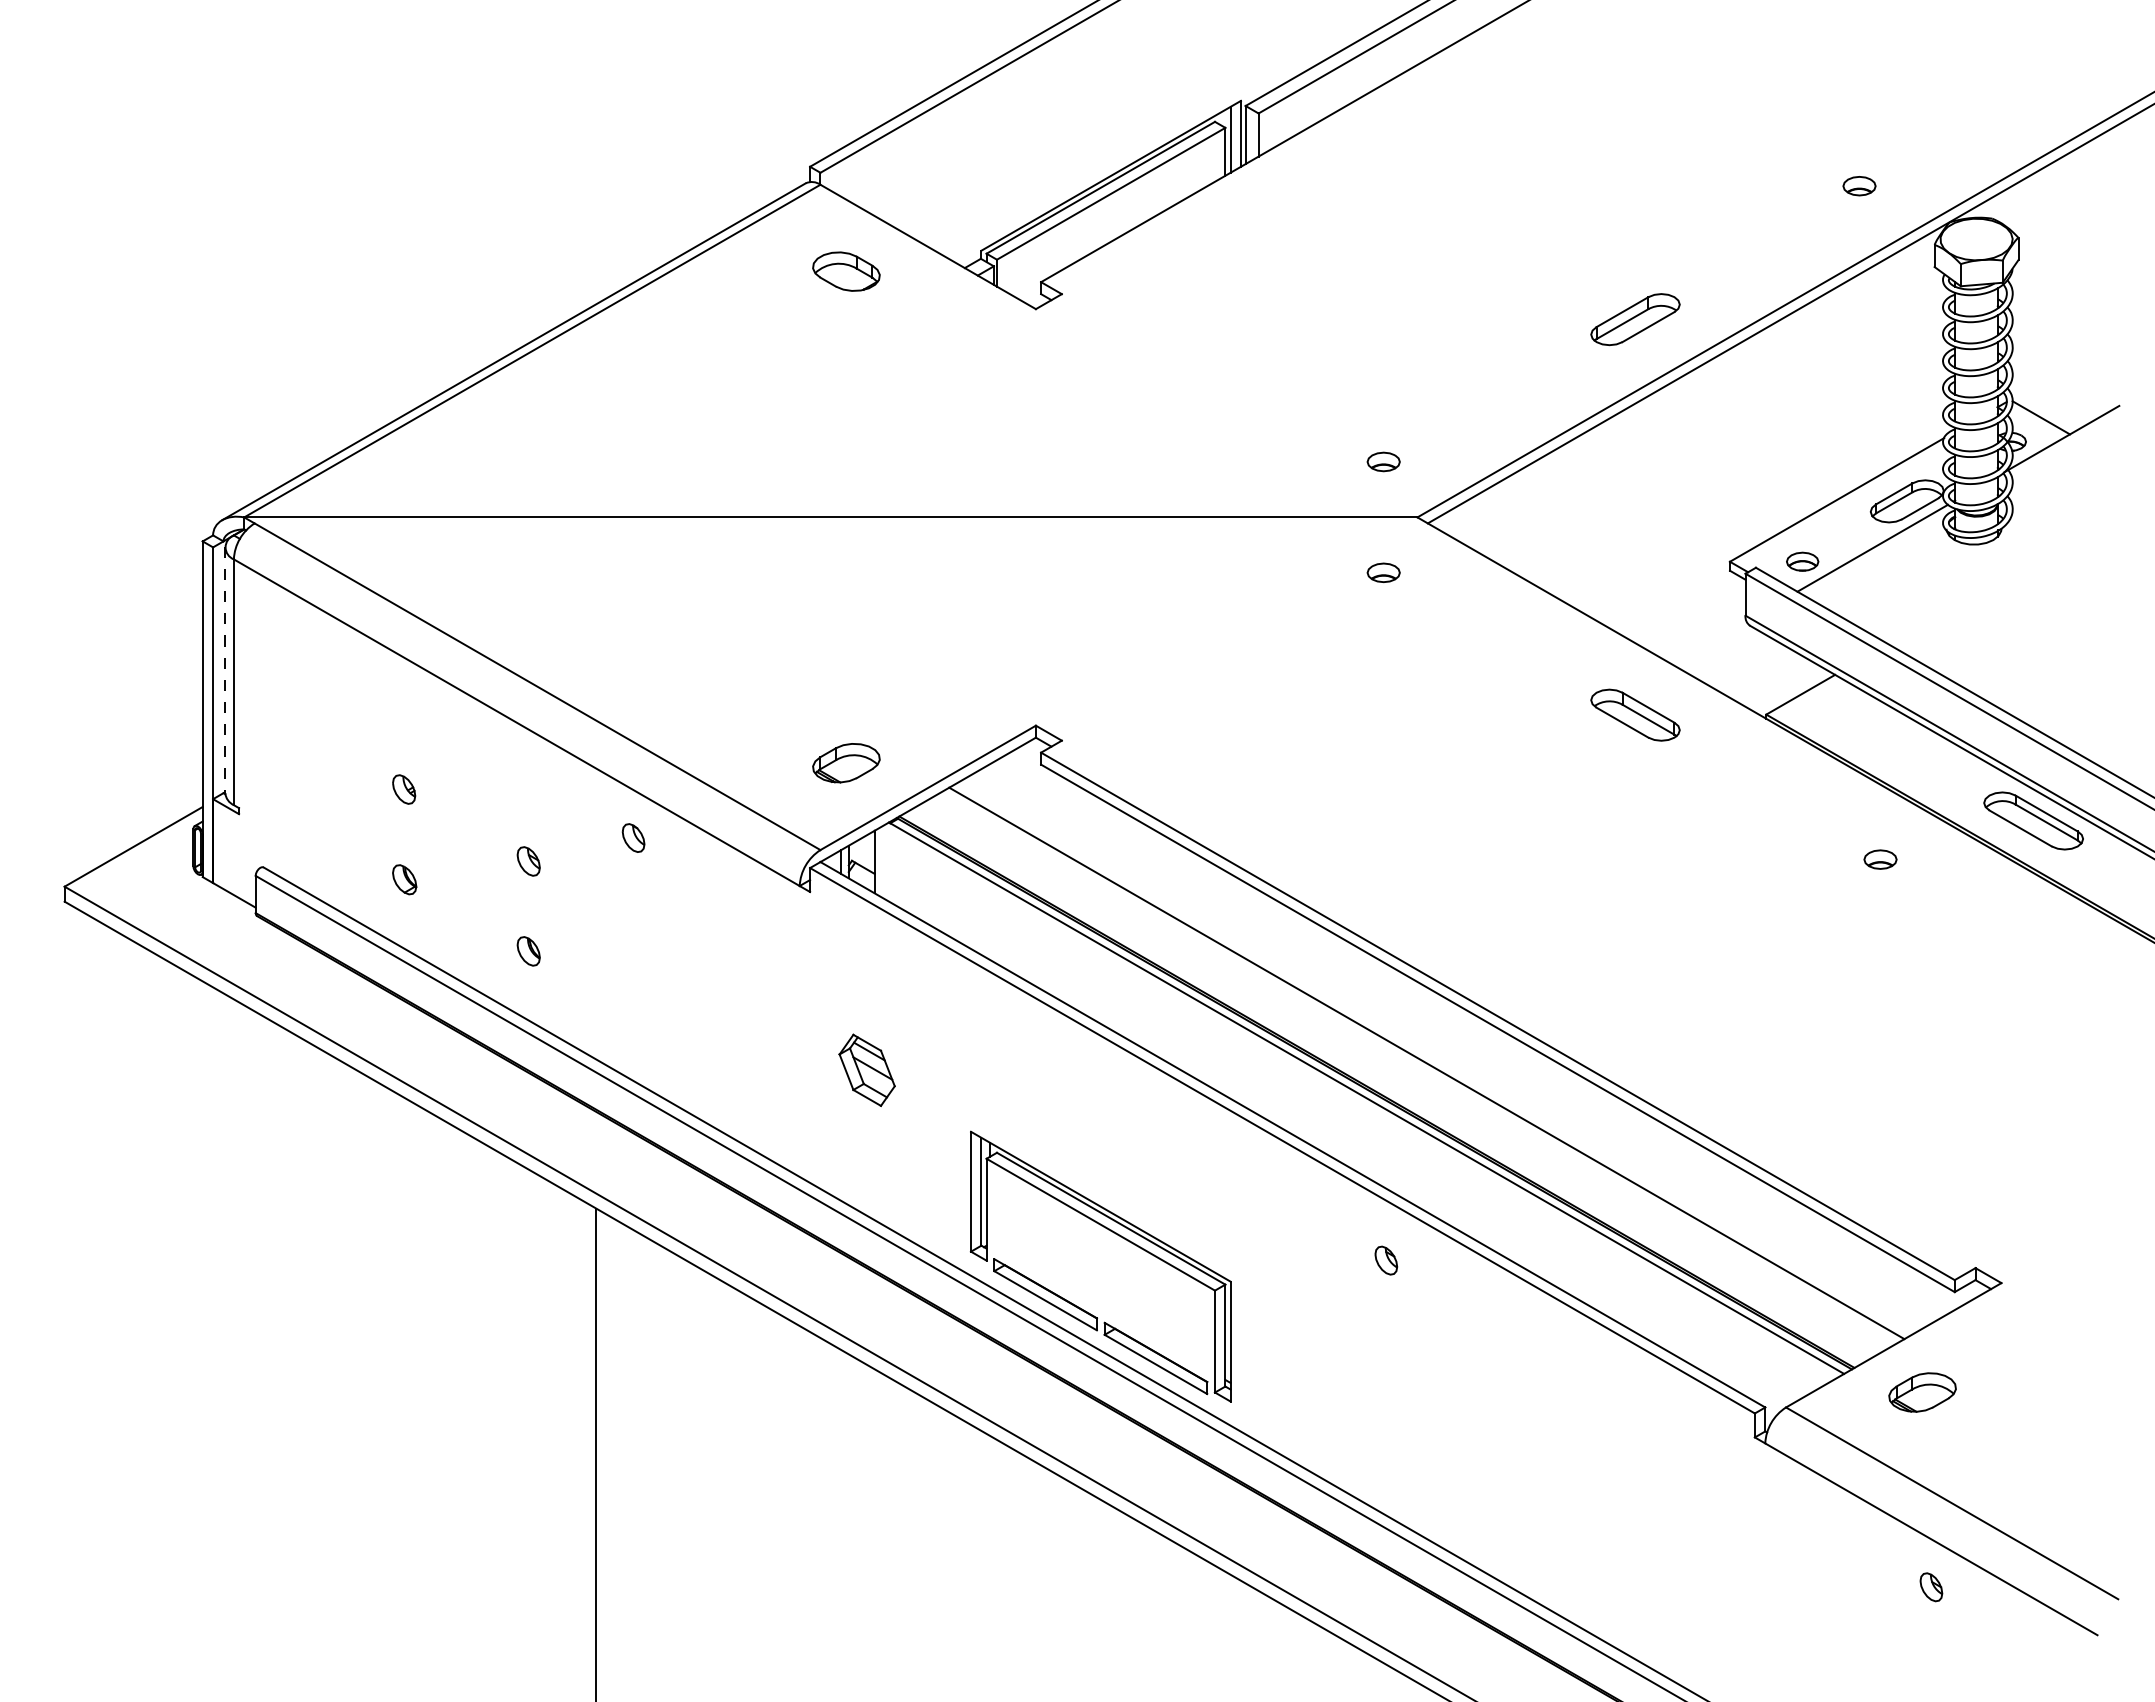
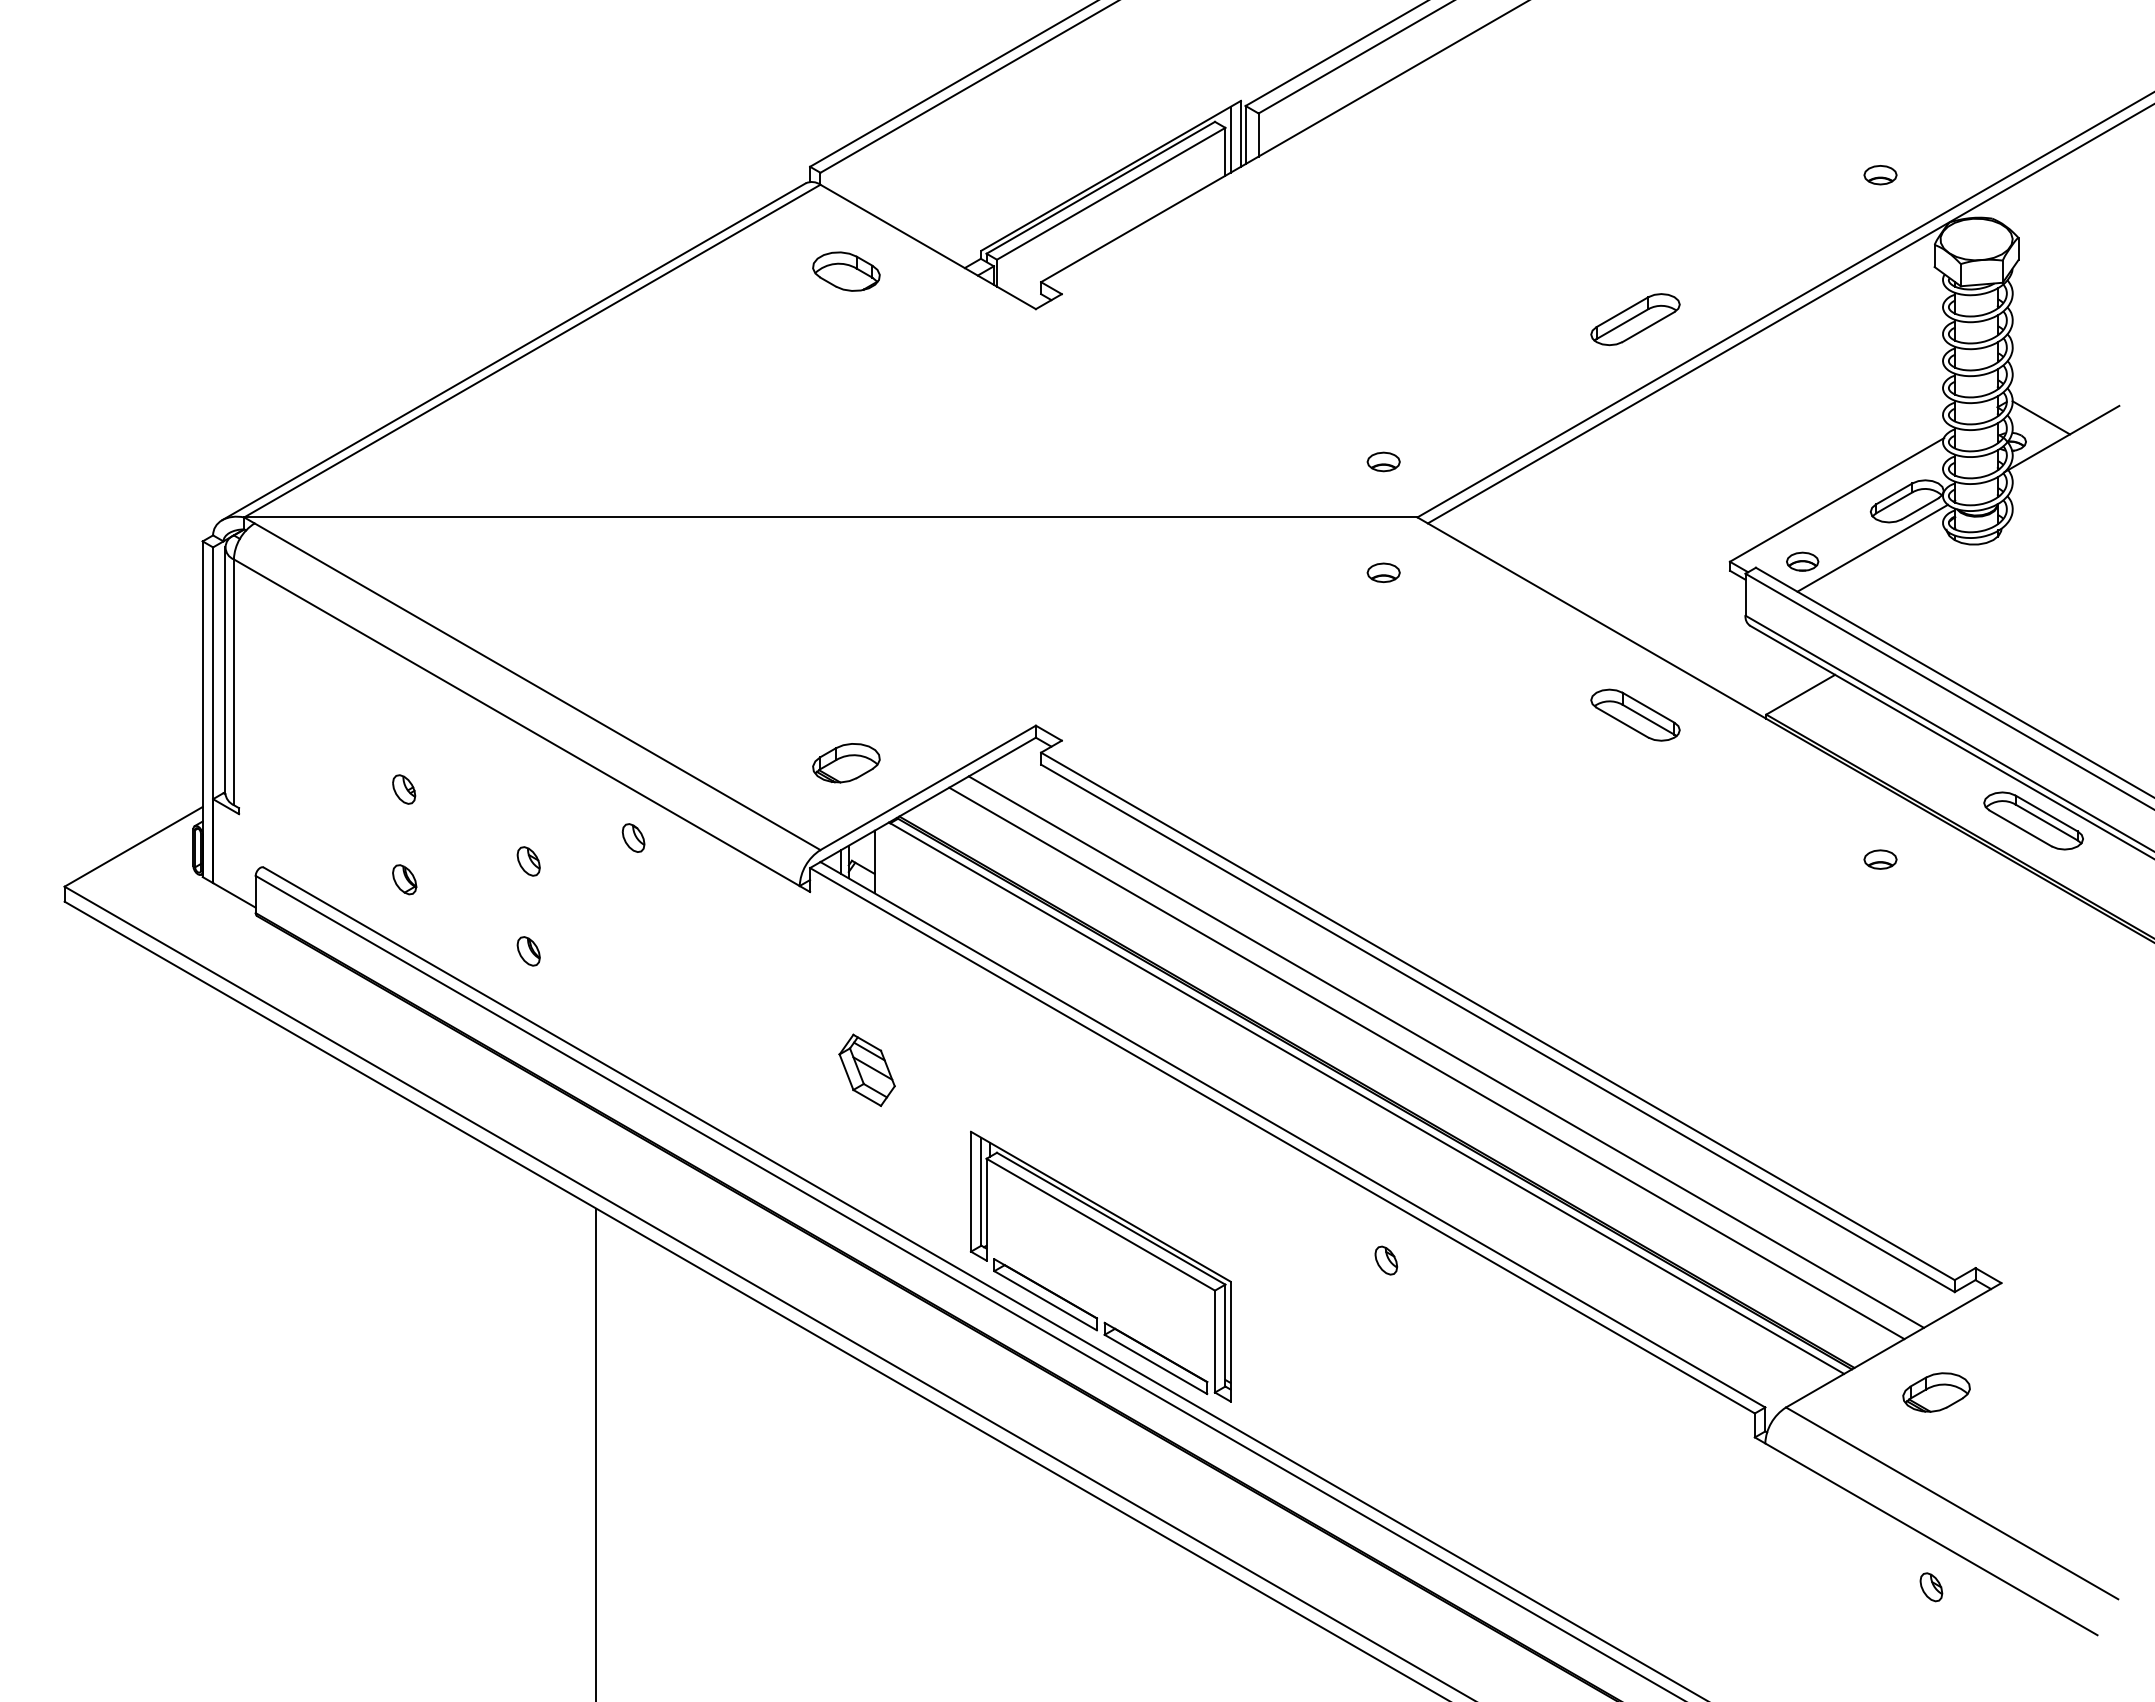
part position: (1859, 186) -> (1880, 175) (1880, 175)
line: dashed -> solid (225, 670)
line: none -> present (1445, 1051)
part position: (1922, 1392) -> (1936, 1392) (1936, 1392)
